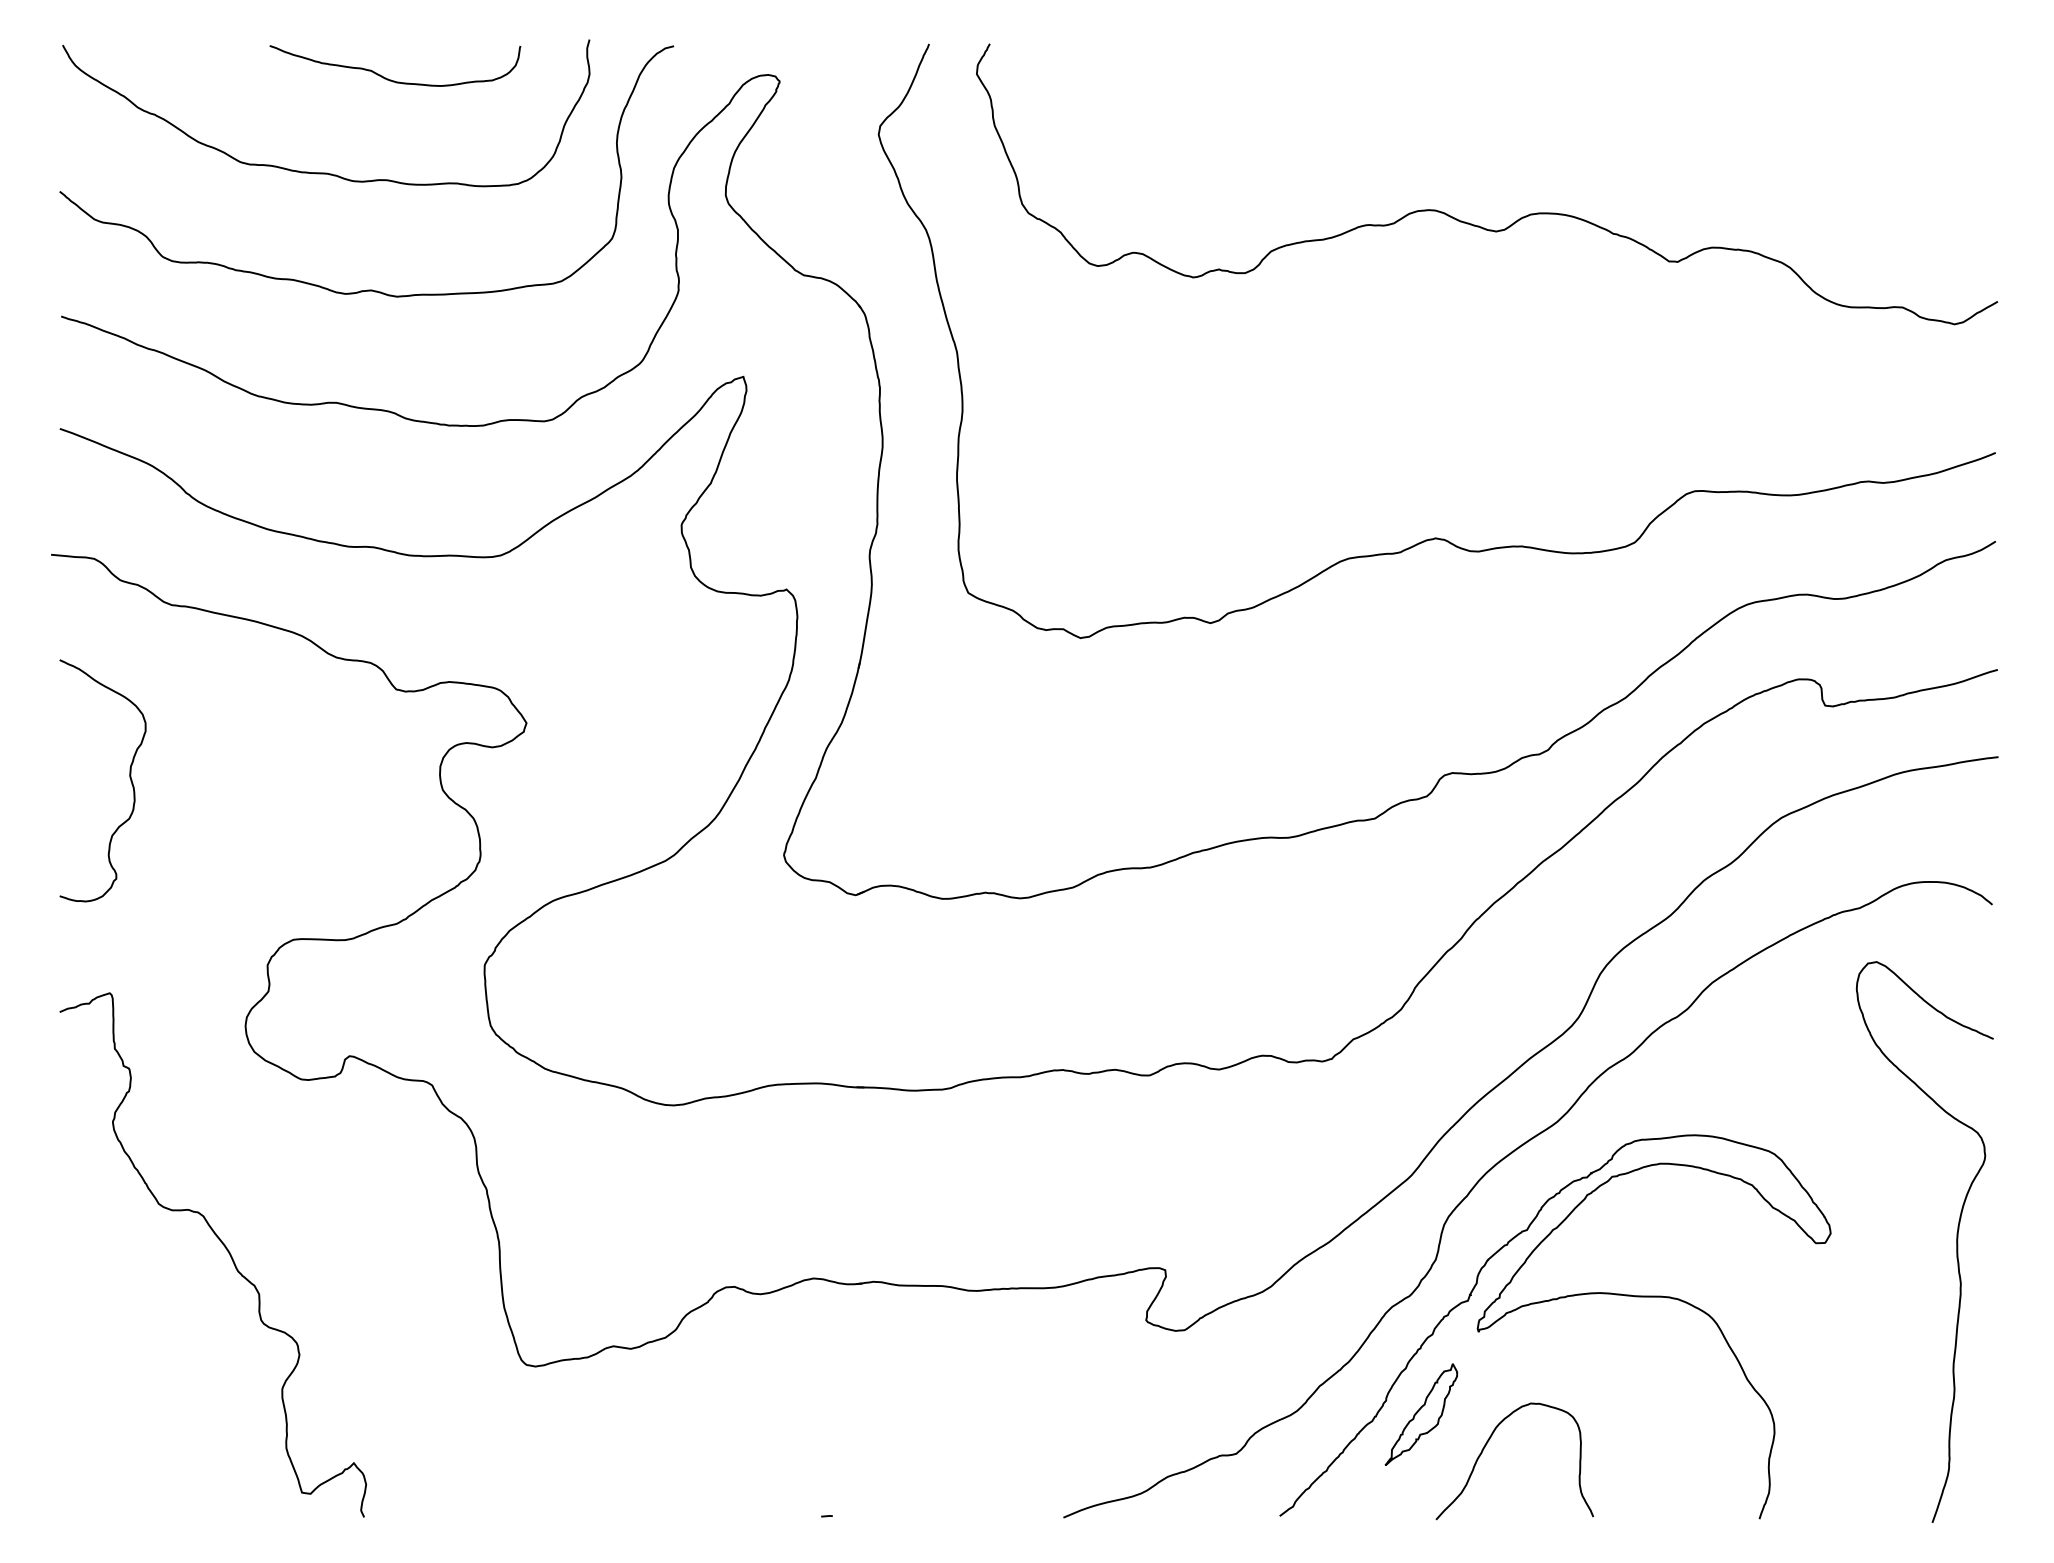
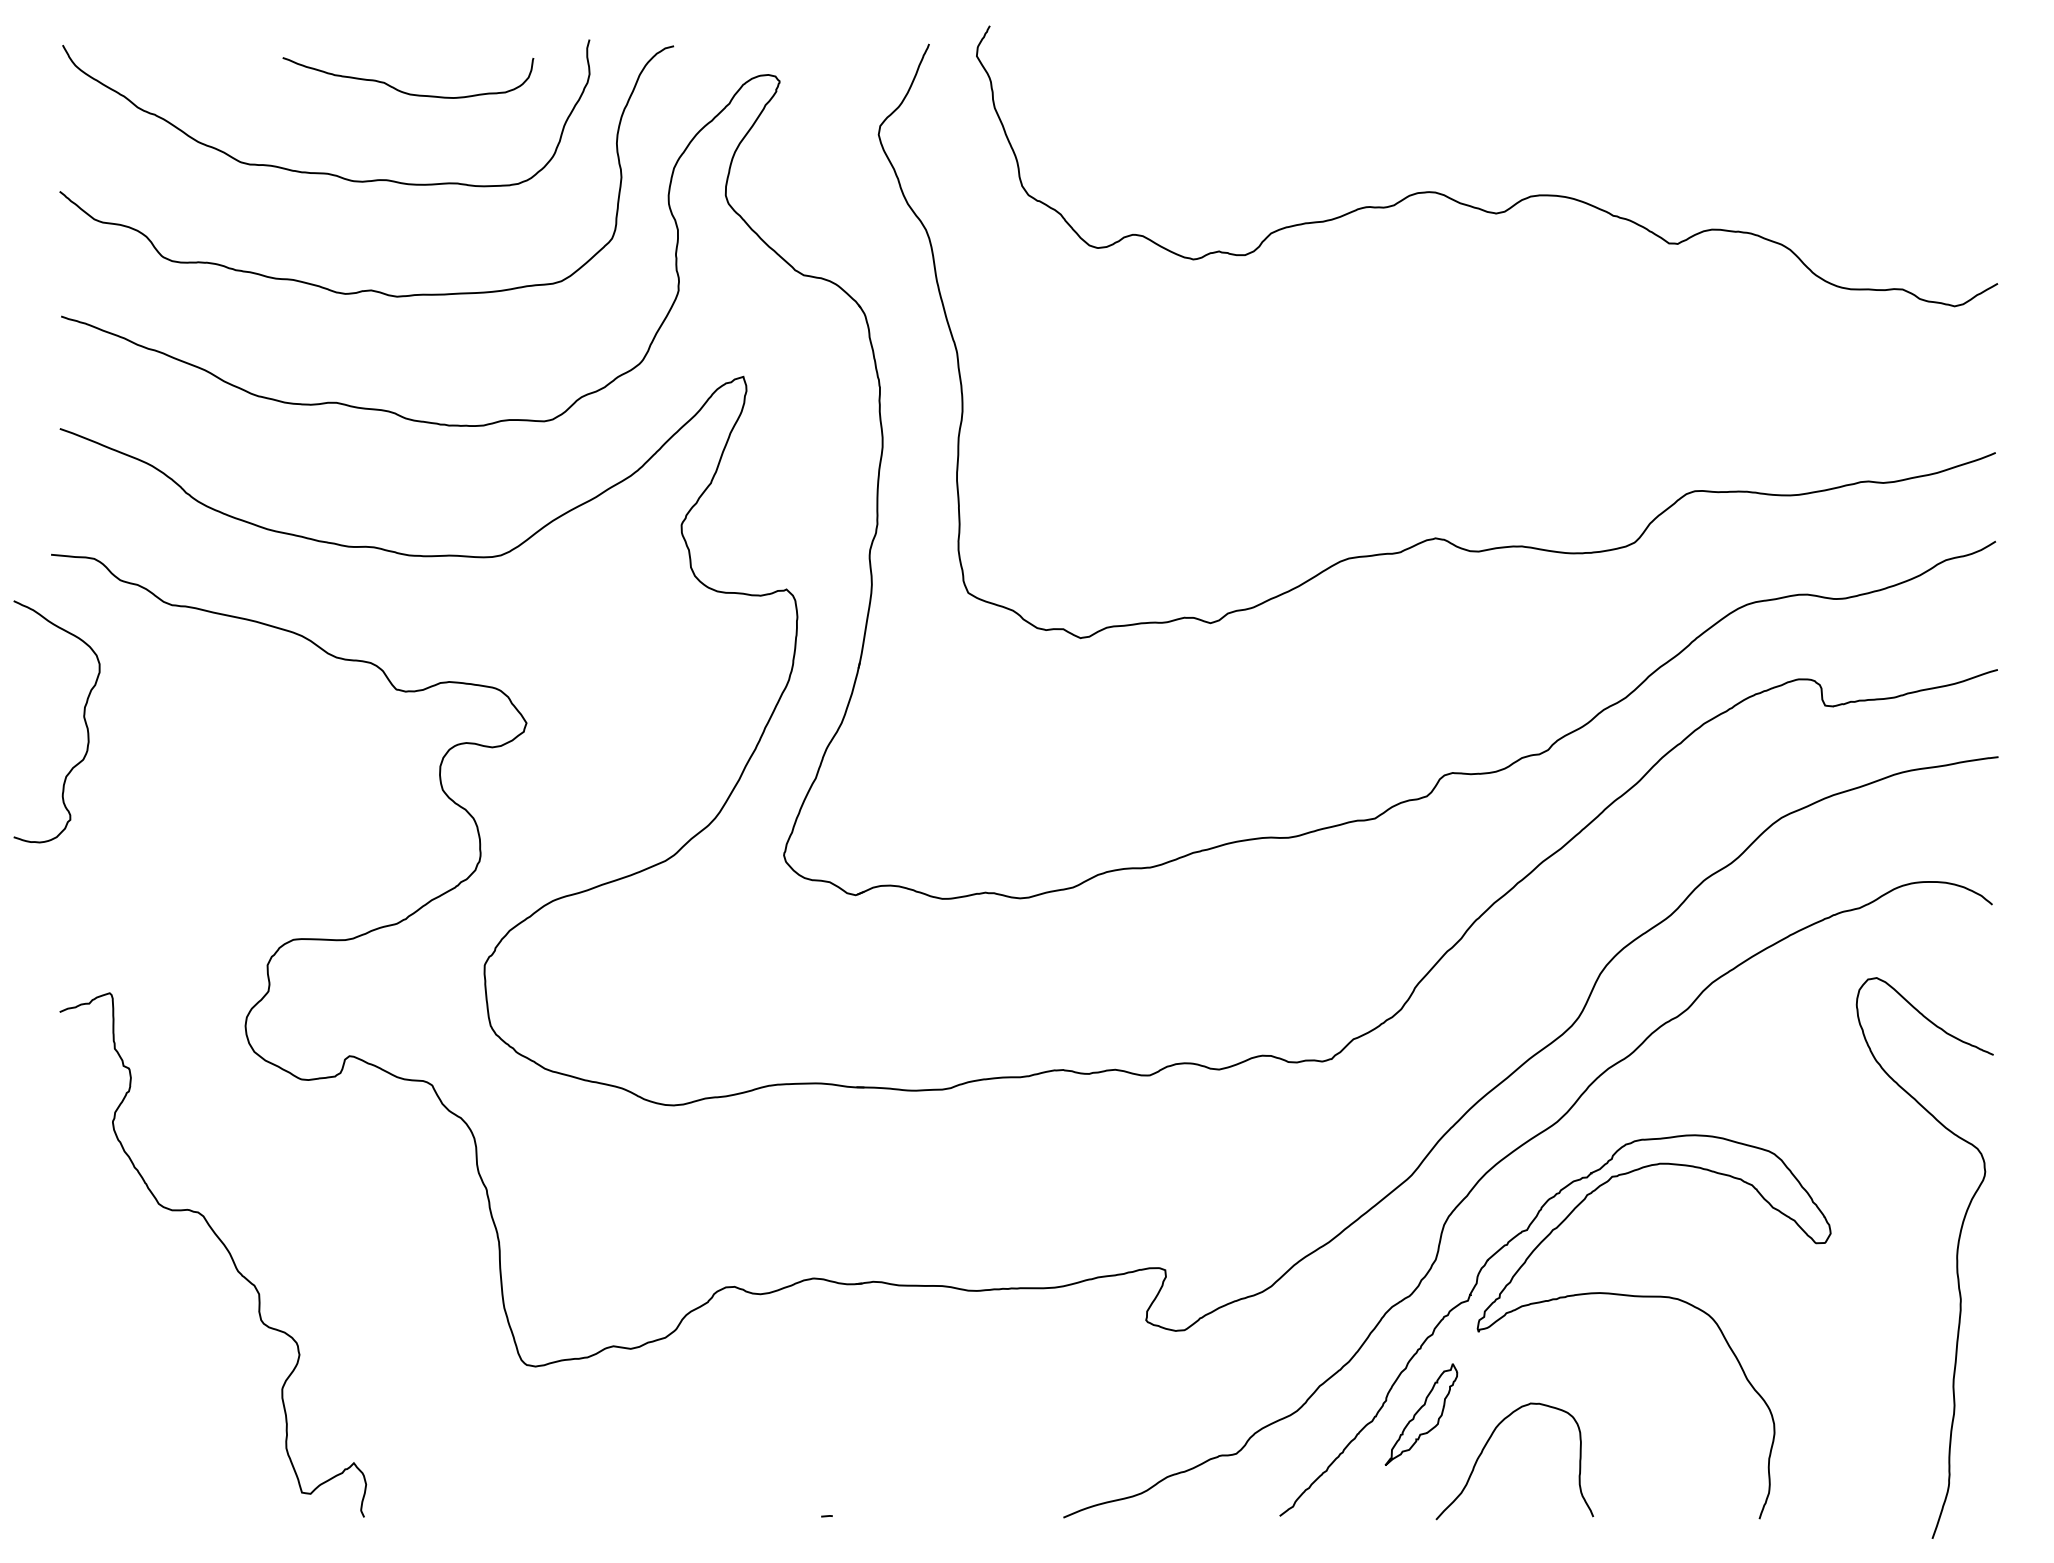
curve position: (391, 79) -> (404, 91) (404, 91)
curve position: (1479, 225) -> (1479, 207) (1479, 207)
curve position: (129, 777) -> (83, 718) (83, 718)
curve position: (1956, 1241) -> (1956, 1257) (1956, 1257)
